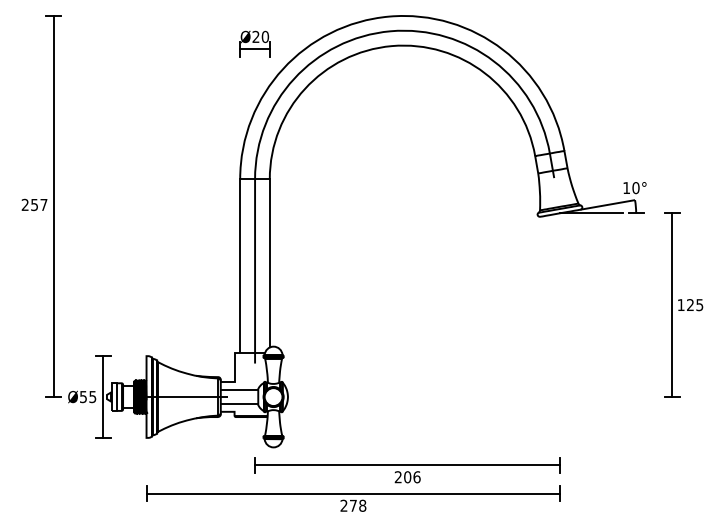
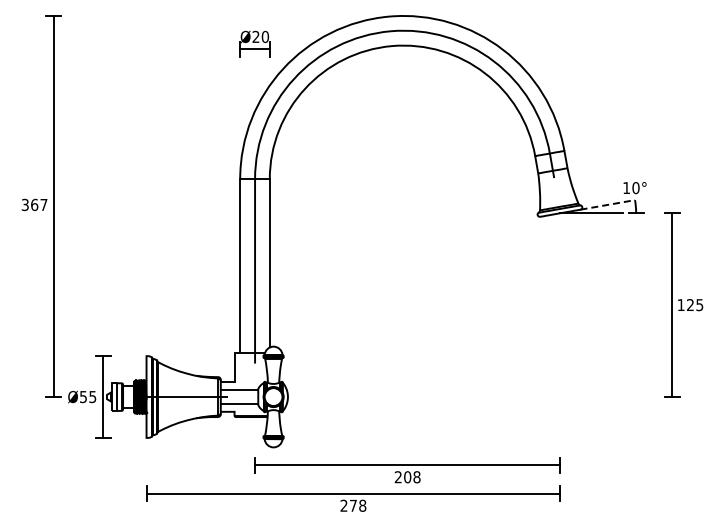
text: 257 -> 367 (29, 204)
line: solid -> dashed (607, 204)
text: 206 -> 208 (416, 477)
